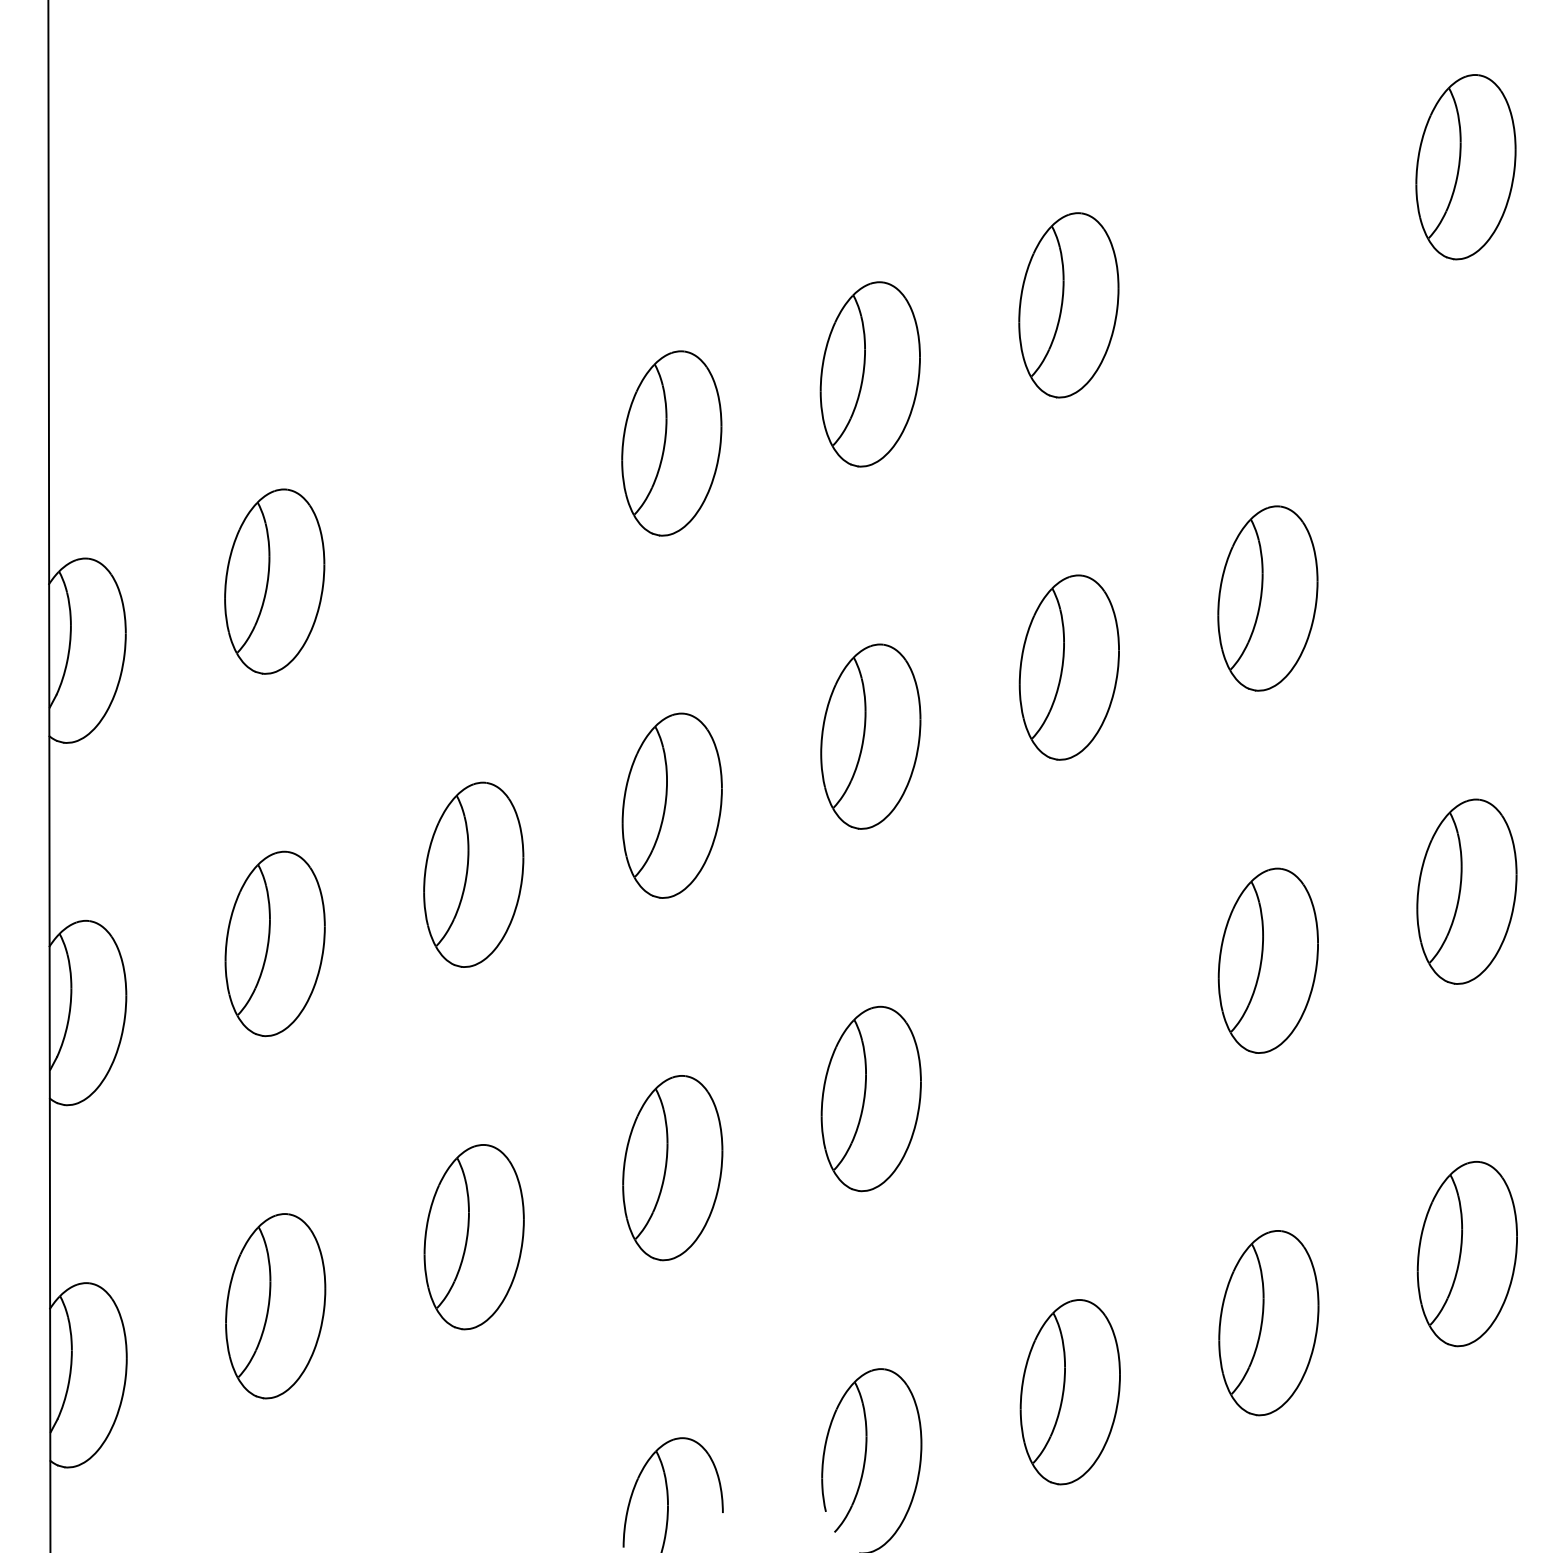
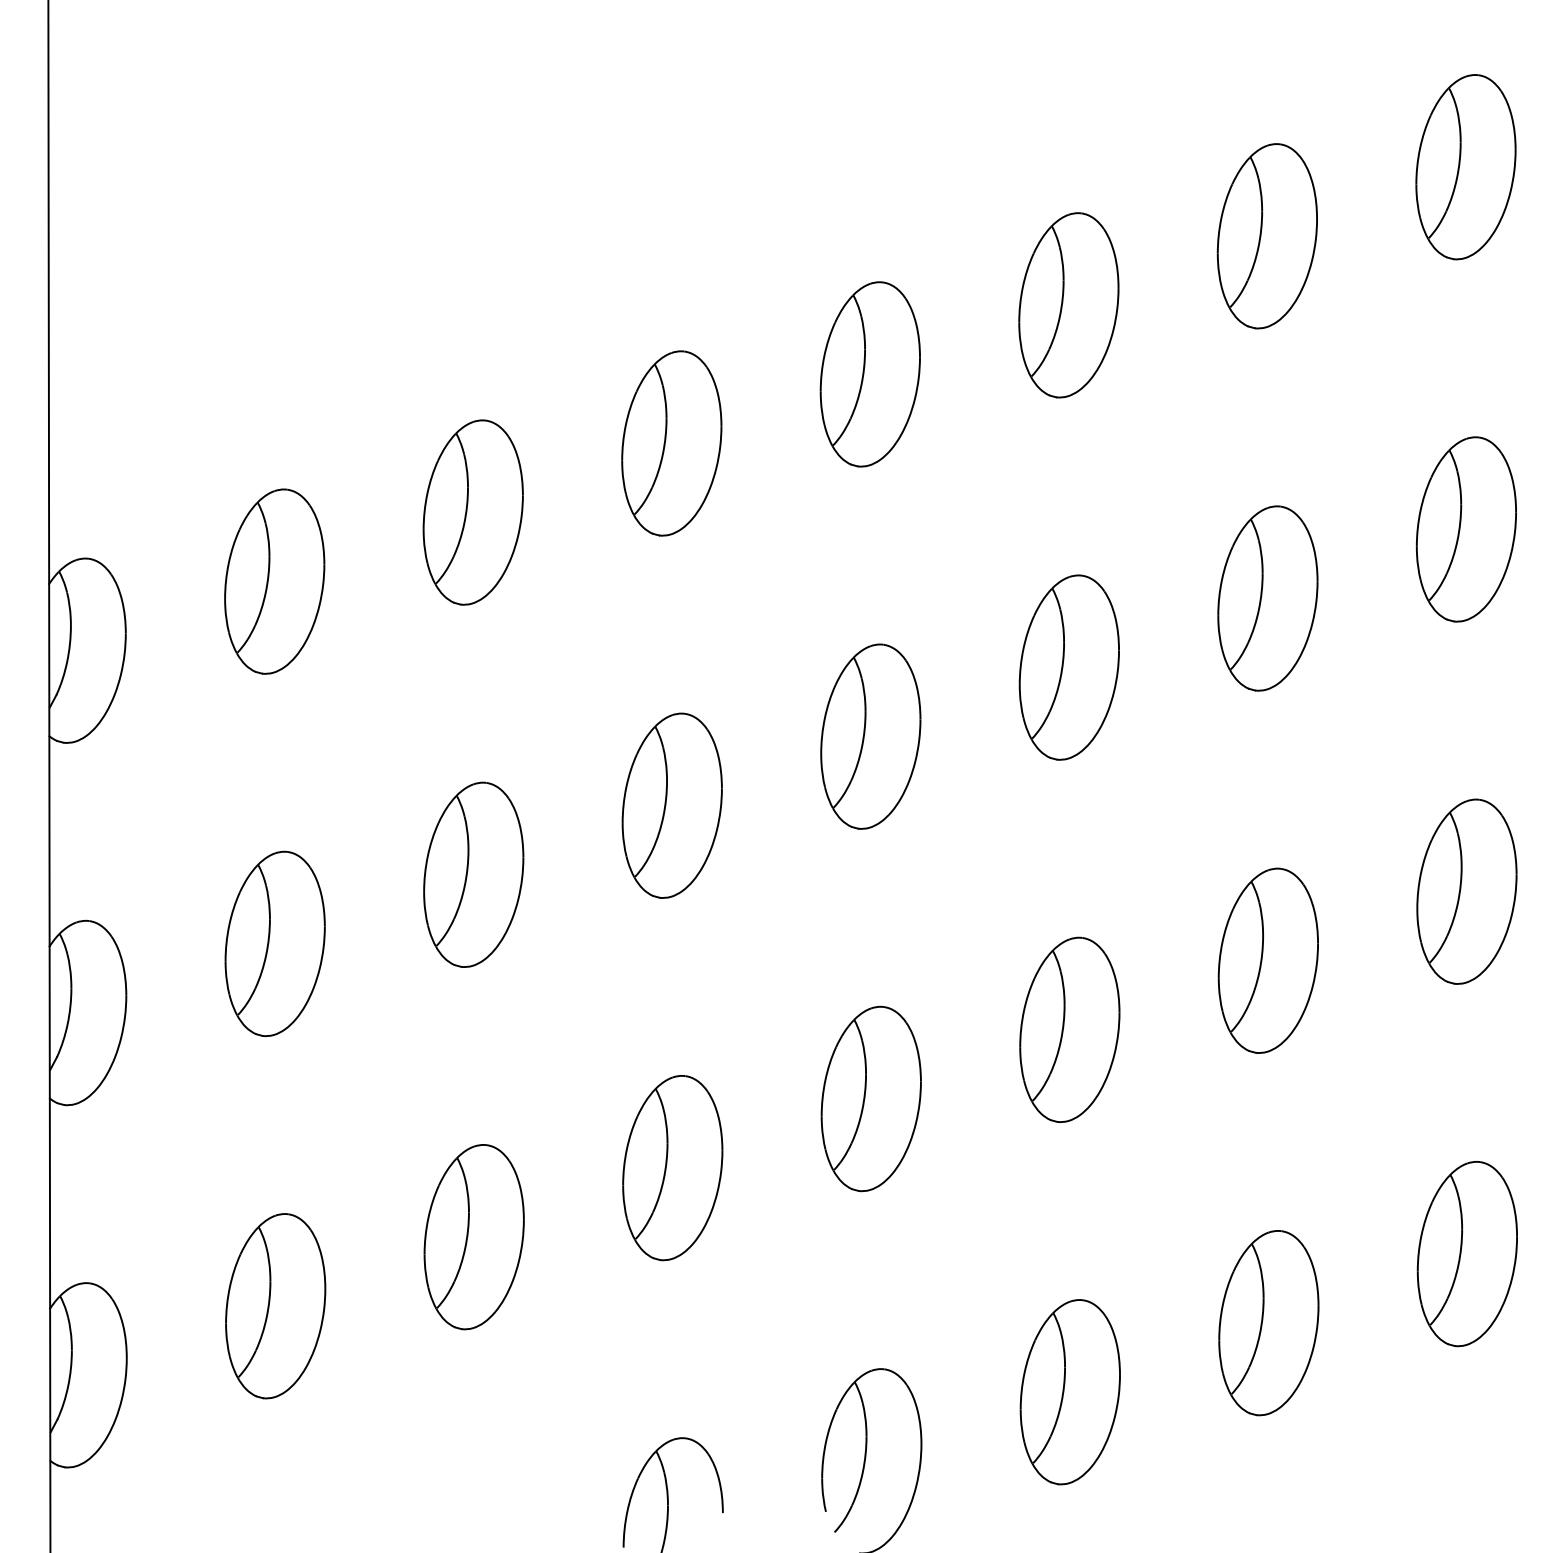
part: none -> present (1266, 236)
part: none -> present (472, 512)
part: none -> present (1465, 529)
part: none -> present (1069, 1029)
